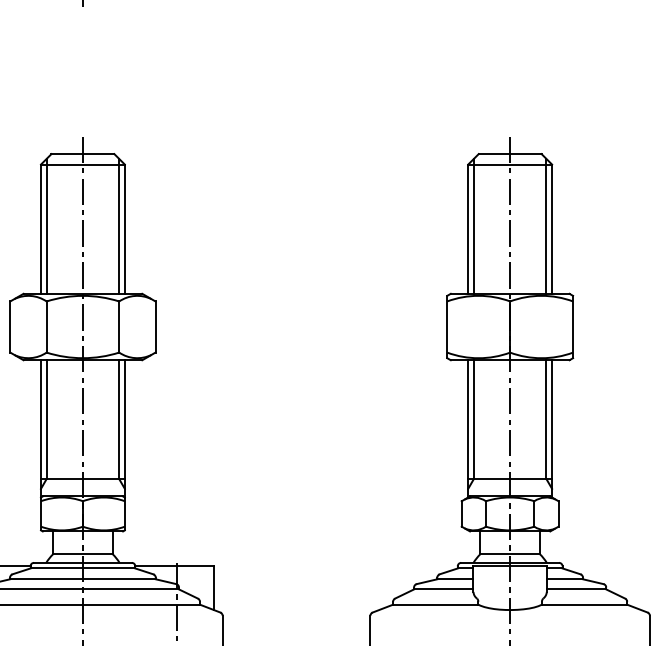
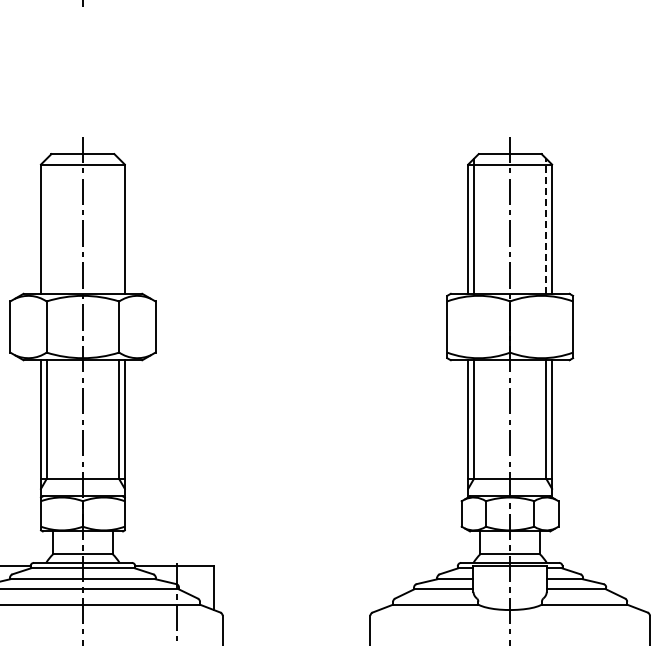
line: present -> none (46, 225)
line: present -> none (119, 225)
line: solid -> dashed (546, 225)
